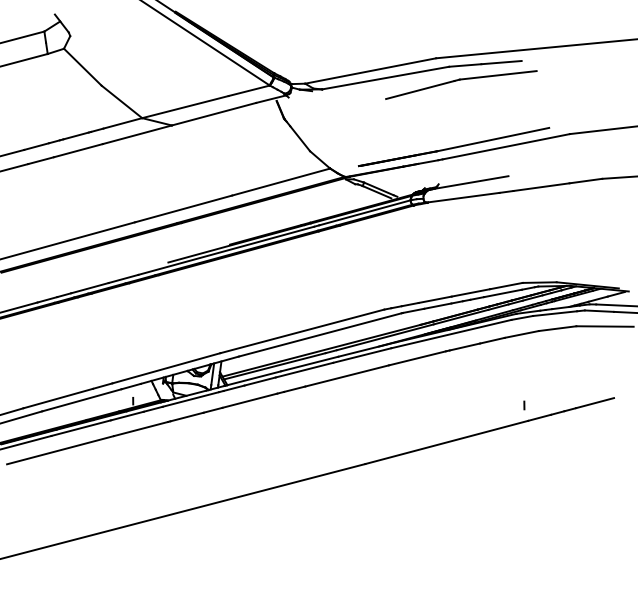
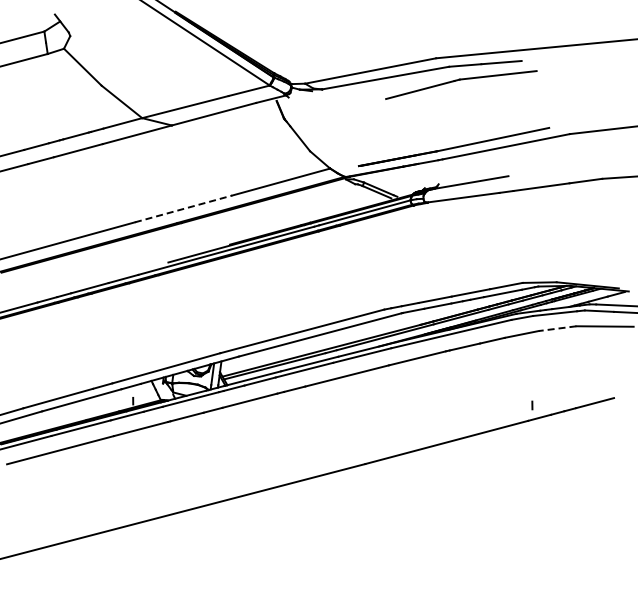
line: solid -> dashed (184, 208)
line: solid -> dashed (557, 328)
line position: (524, 405) -> (532, 405) (532, 405)
